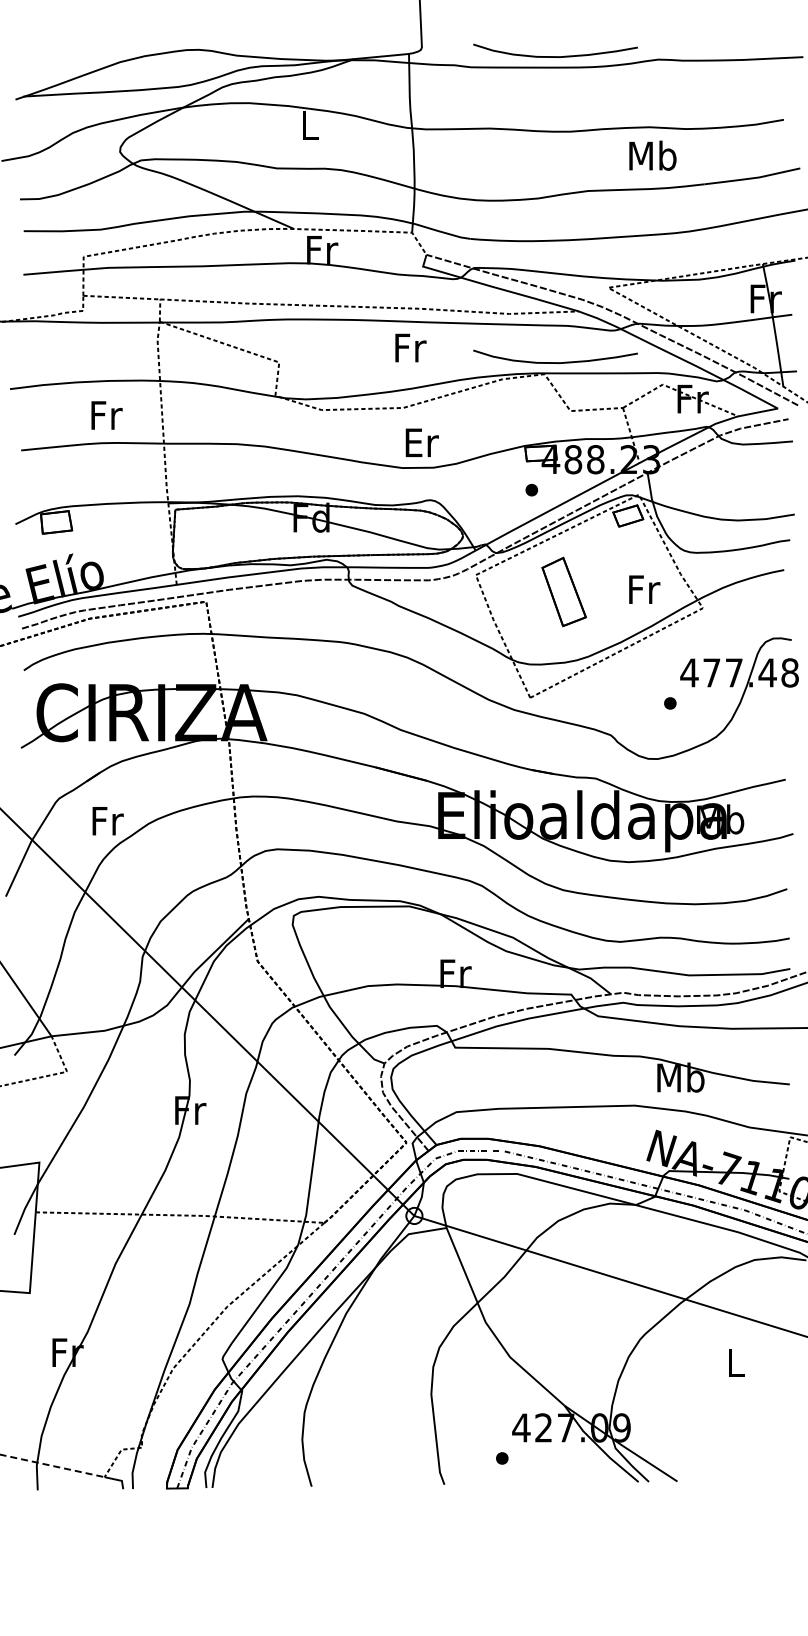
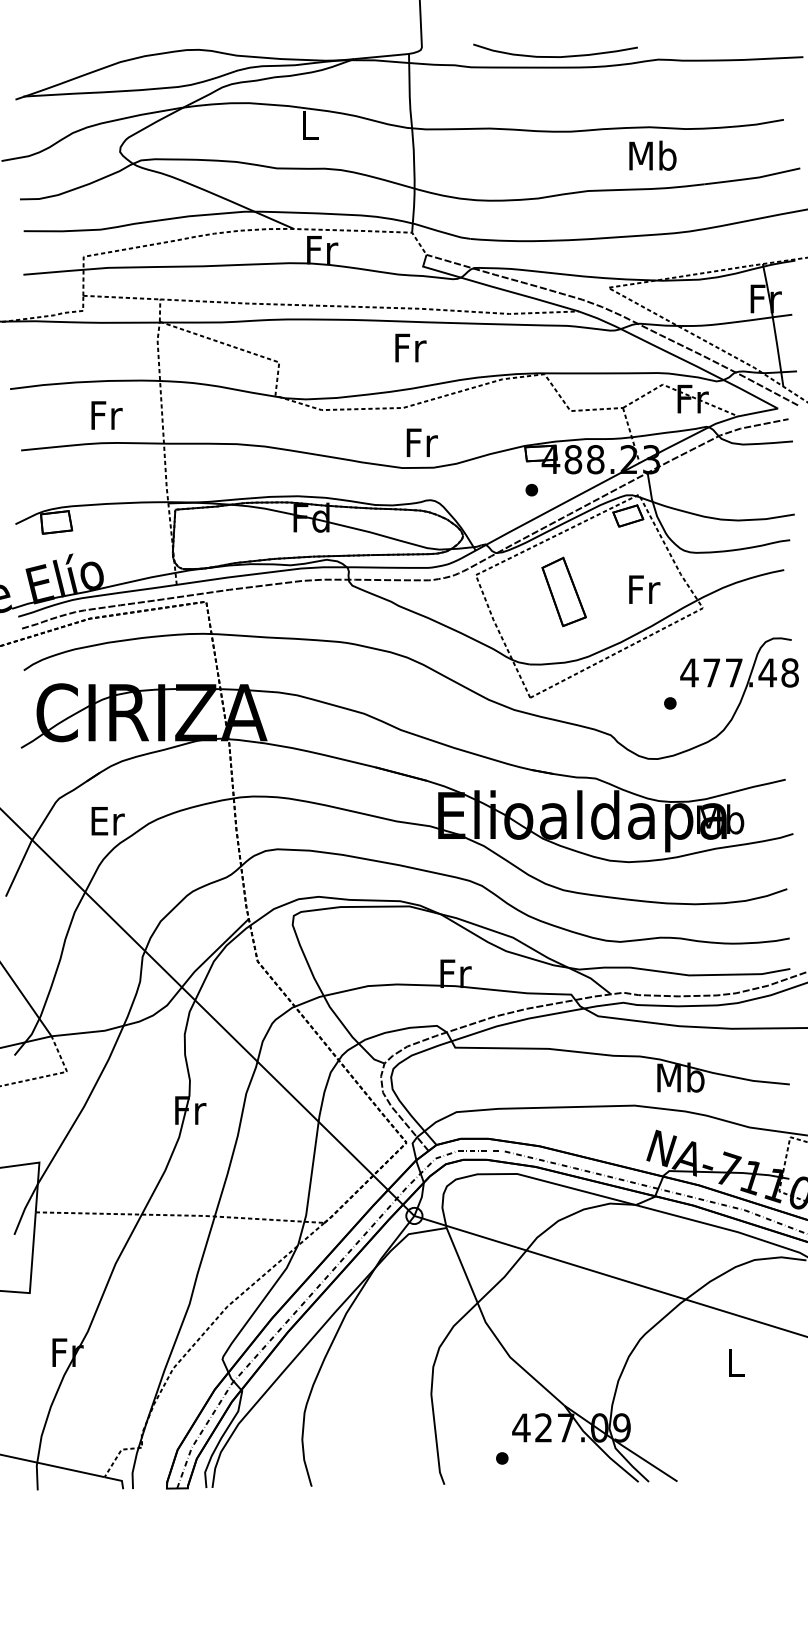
curve: present -> none (555, 362)
text: Er -> Fr (421, 442)
text: Fr -> Er (107, 821)
line: dashed -> solid (52, 1466)
